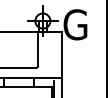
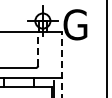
line: solid -> dashed (38, 49)
line: solid -> dashed (61, 64)
